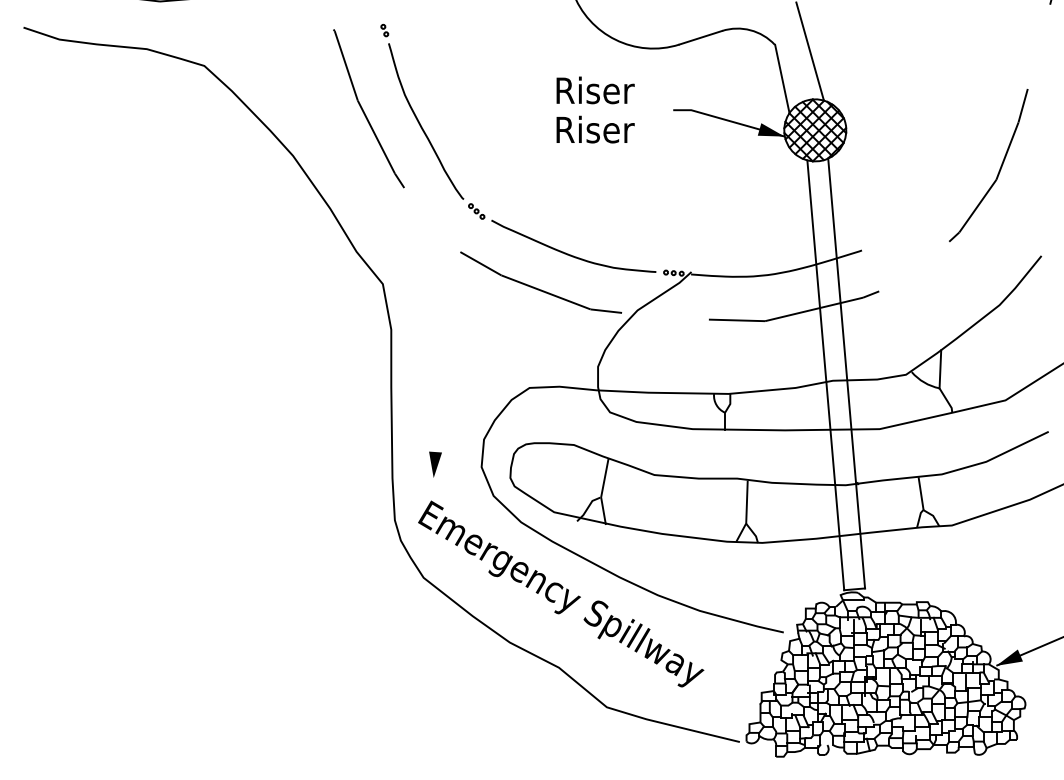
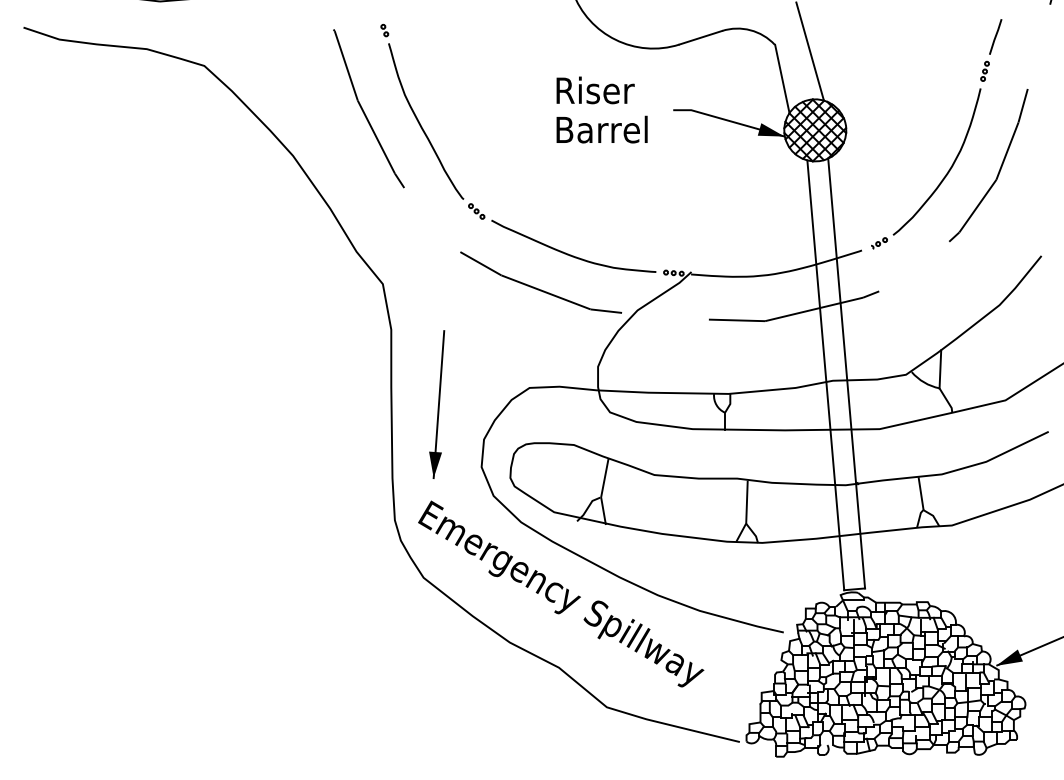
text: Riser -> Barrel (603, 129)
part: none -> present (960, 147)
line: none -> present (438, 404)
